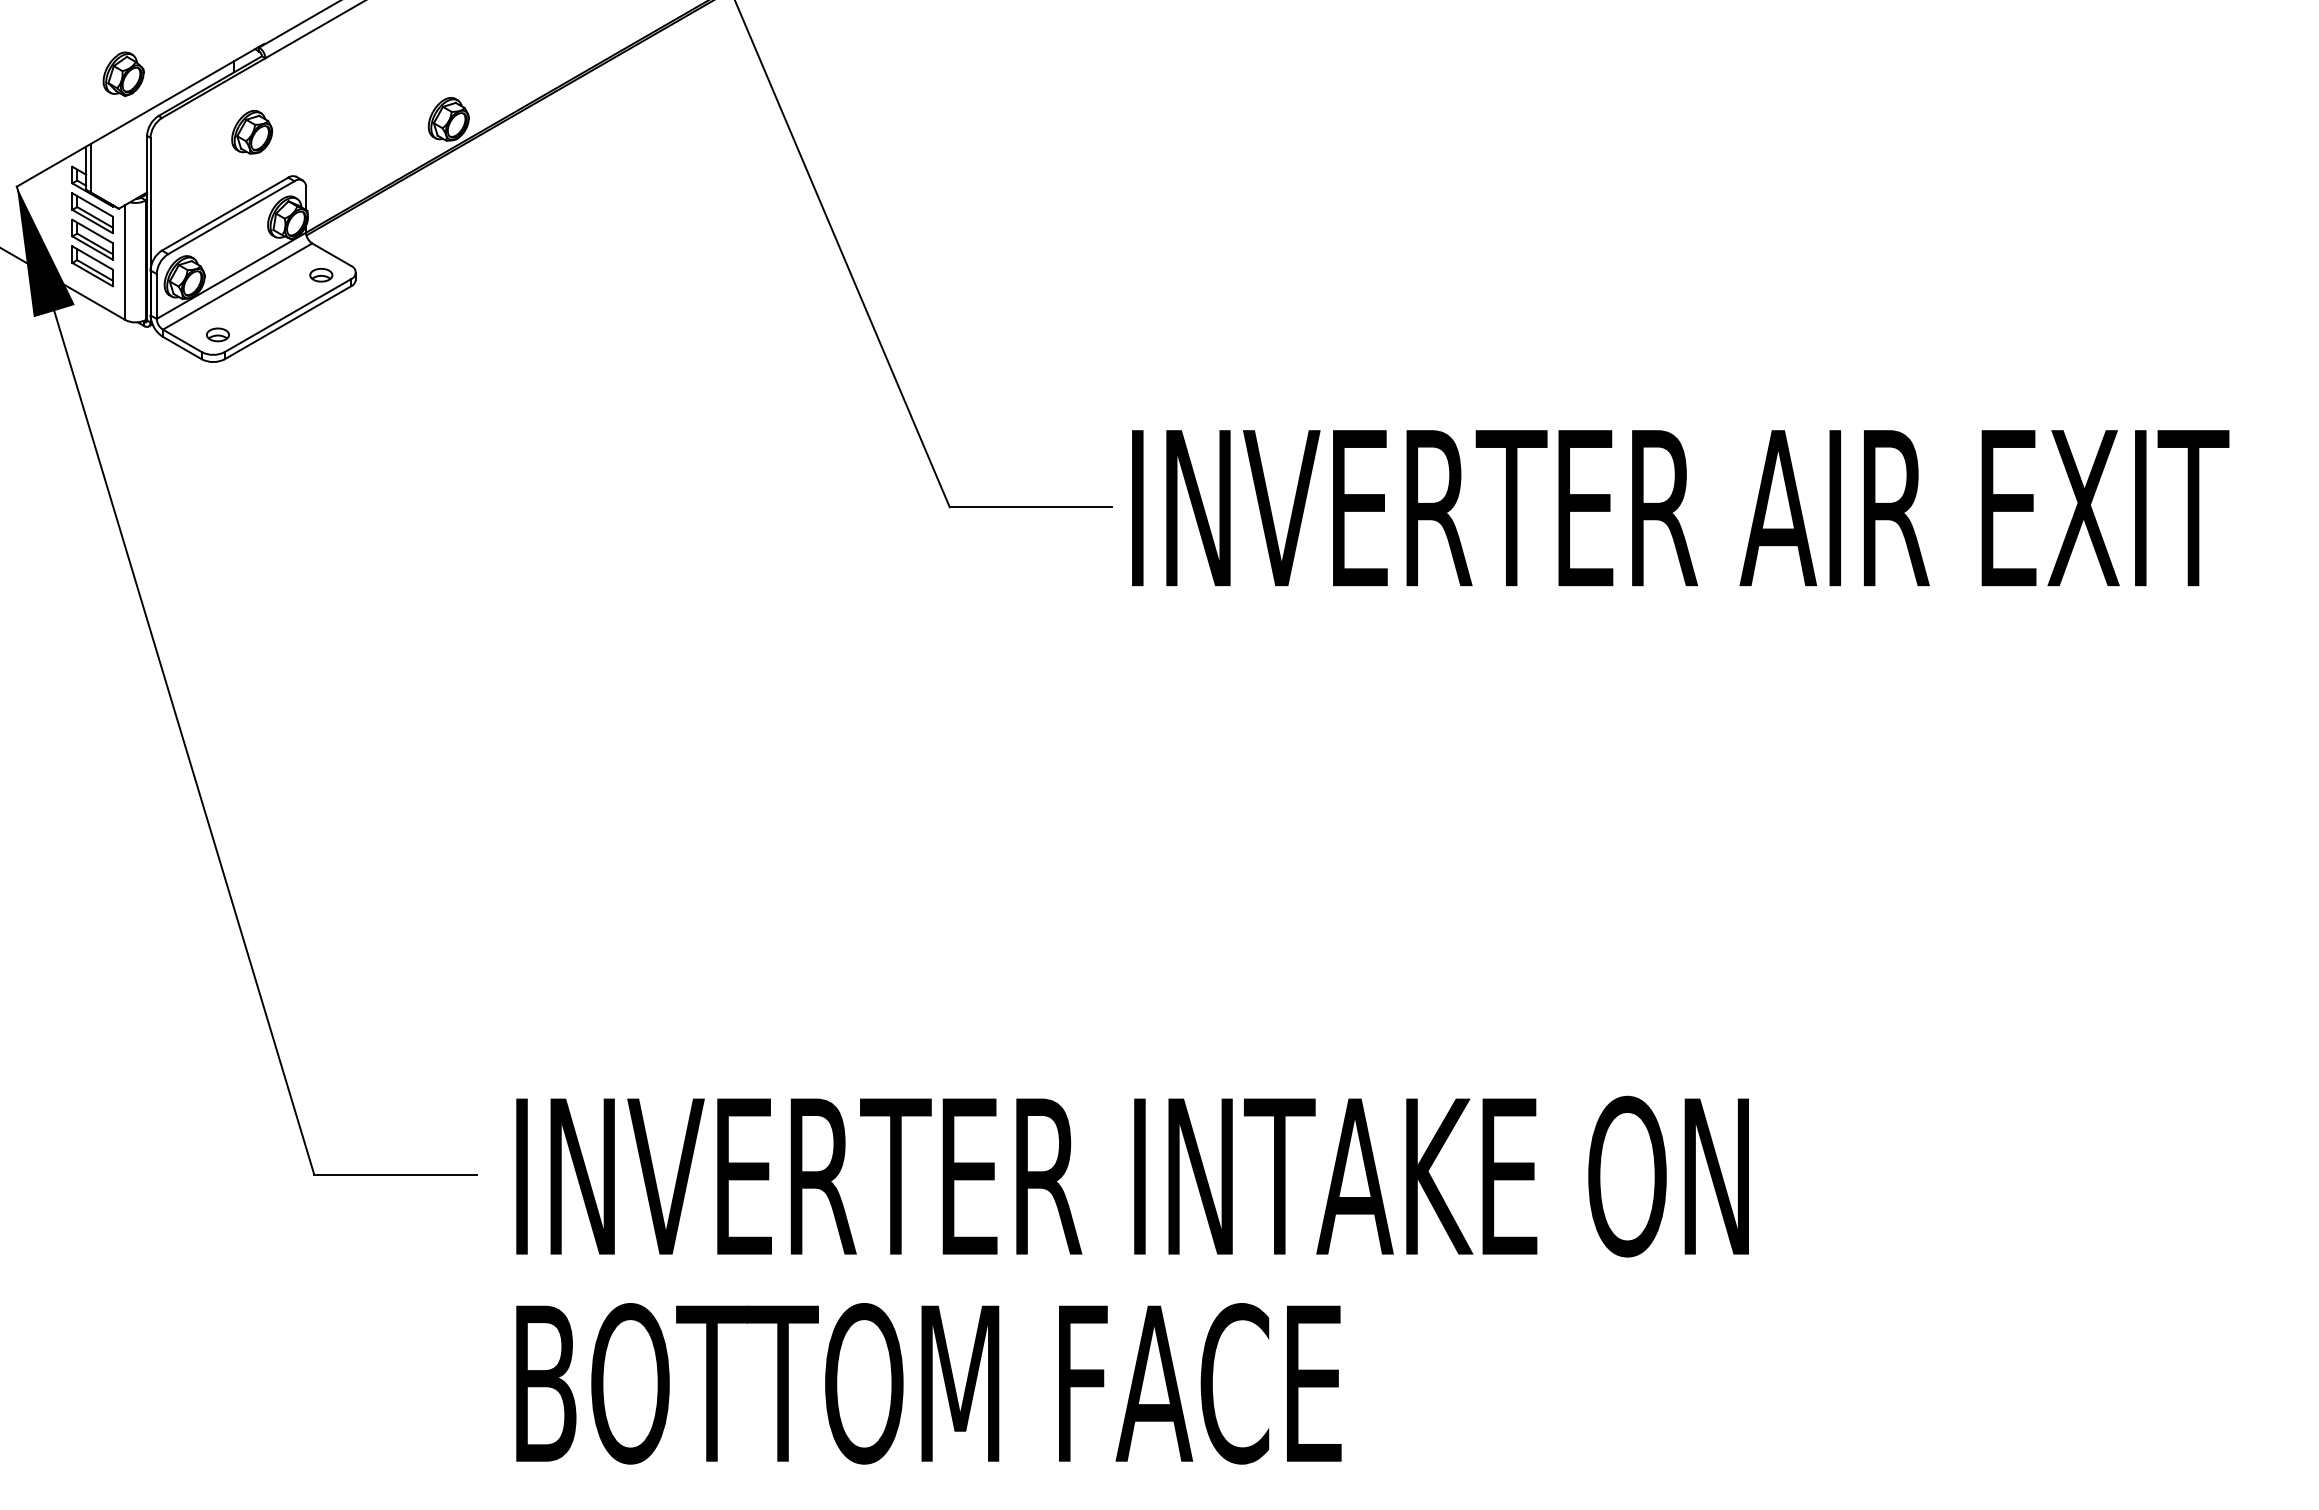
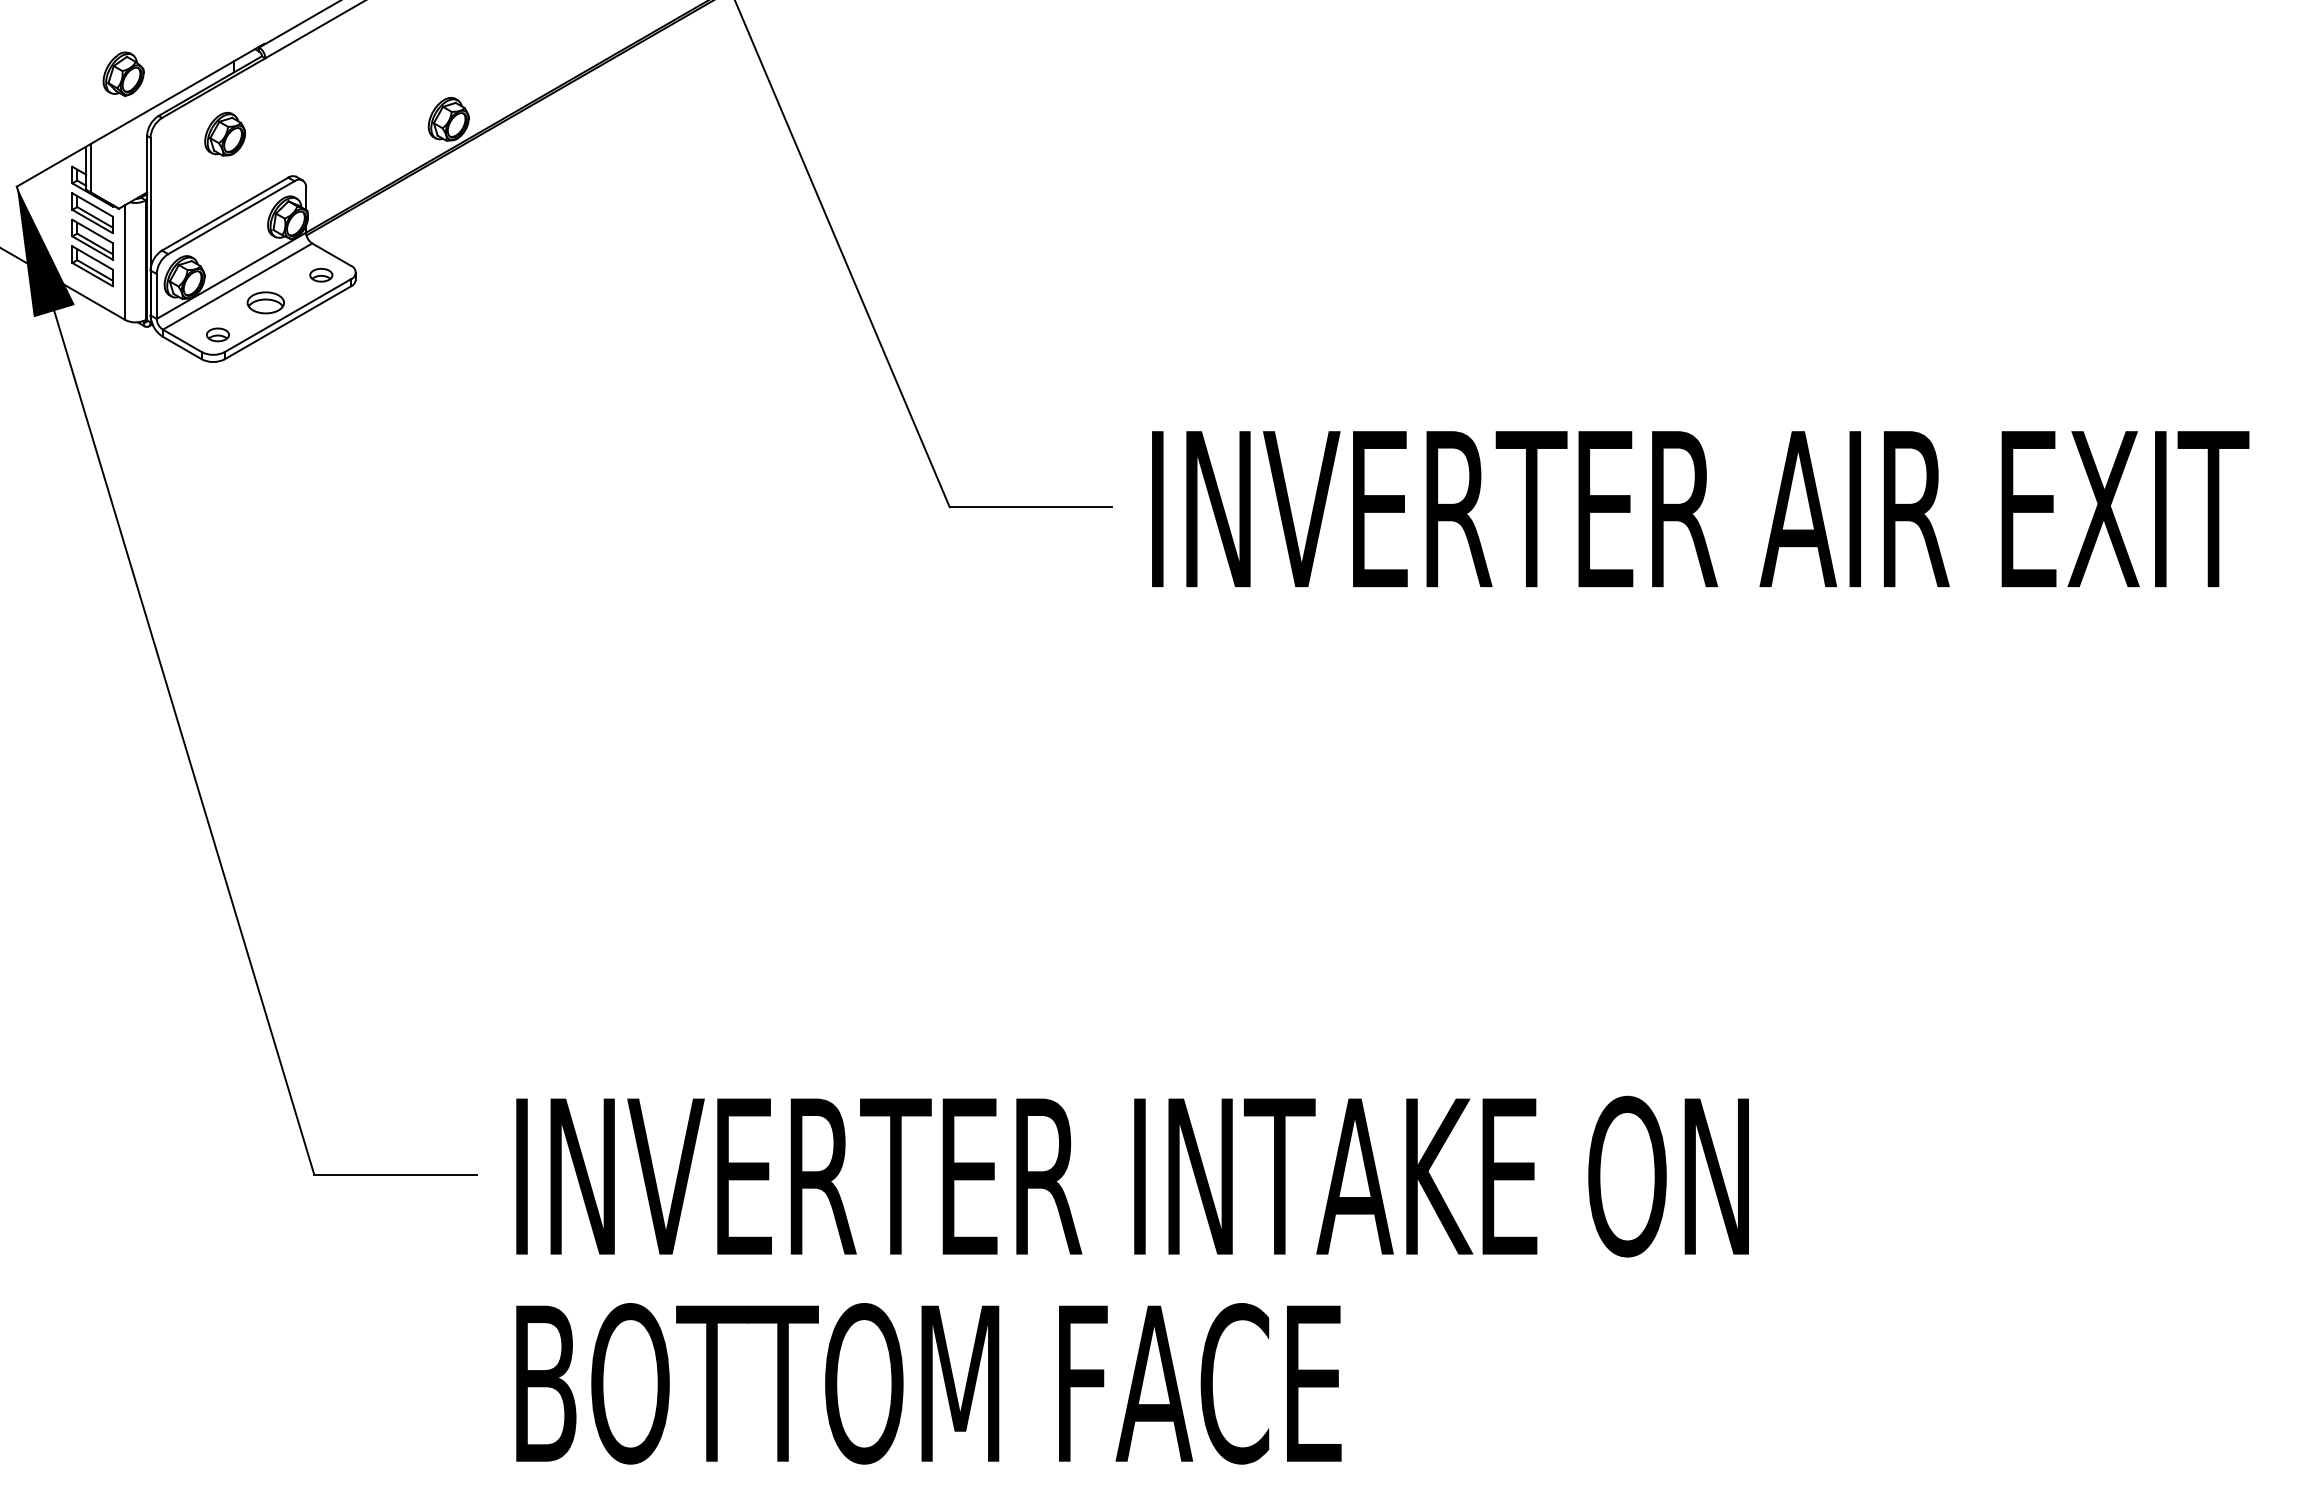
part position: (252, 131) -> (225, 133) (225, 133)
part: none -> present (265, 302)
text position: (1680, 508) -> (1700, 509) (1700, 509)
